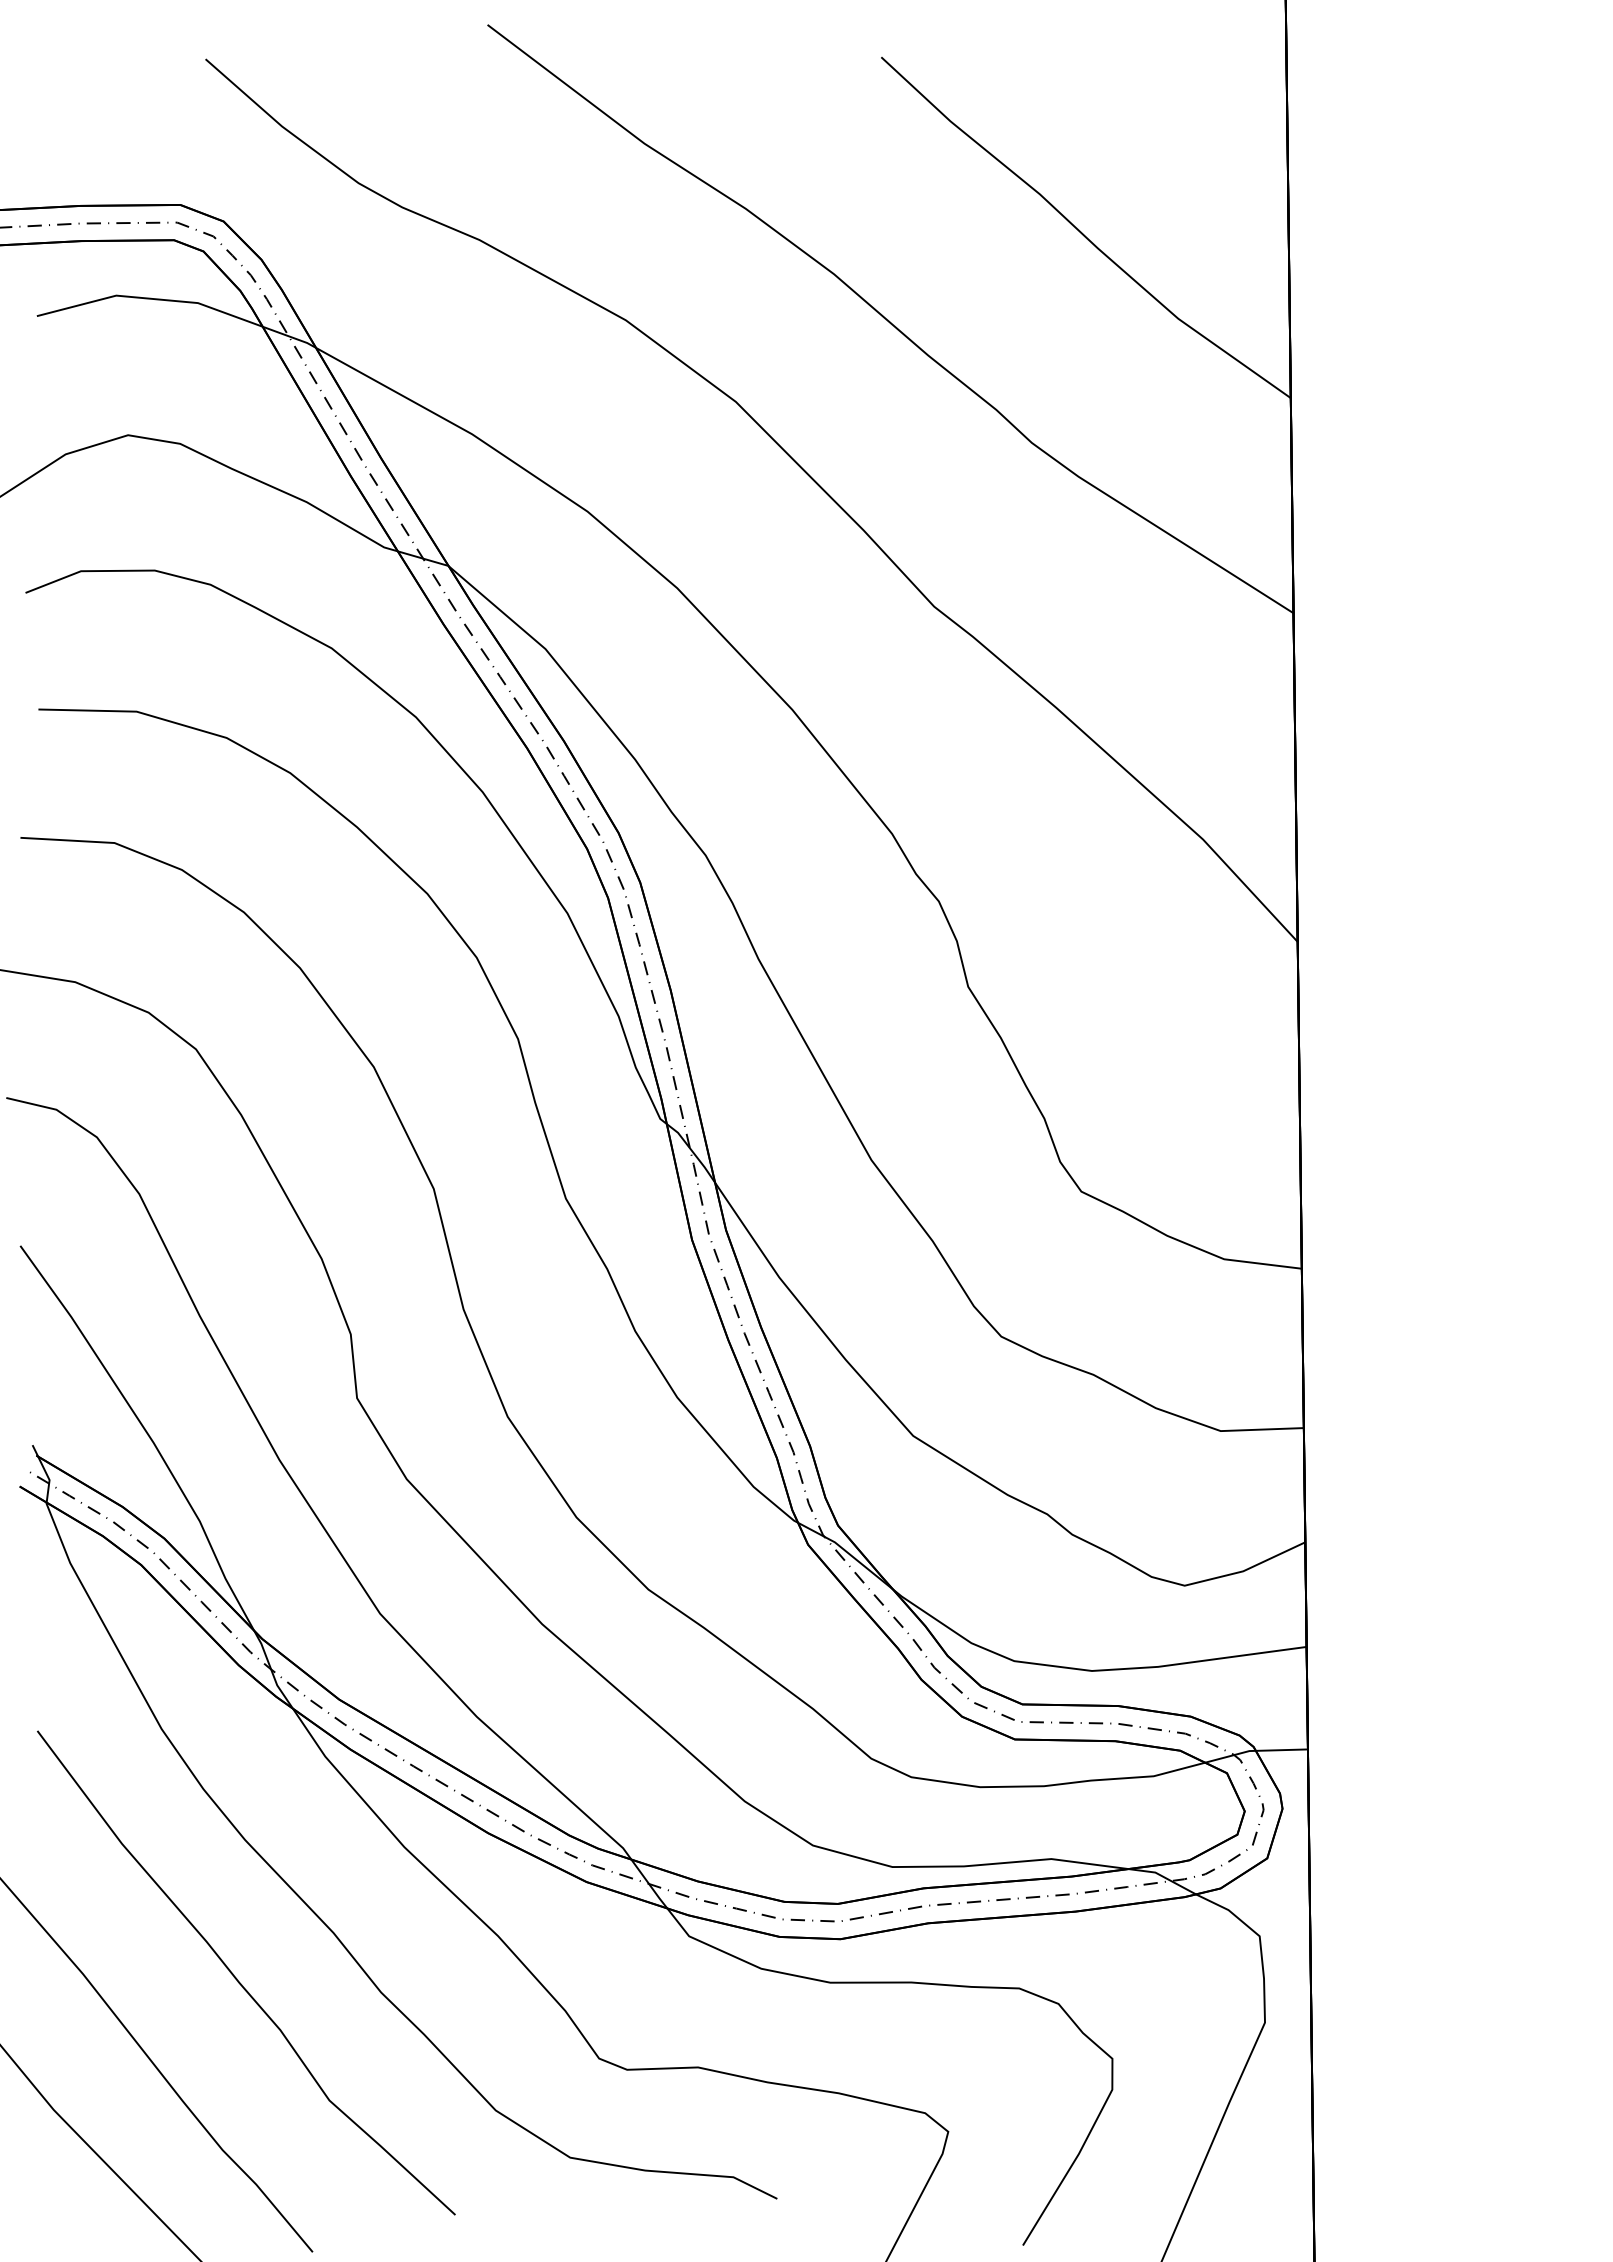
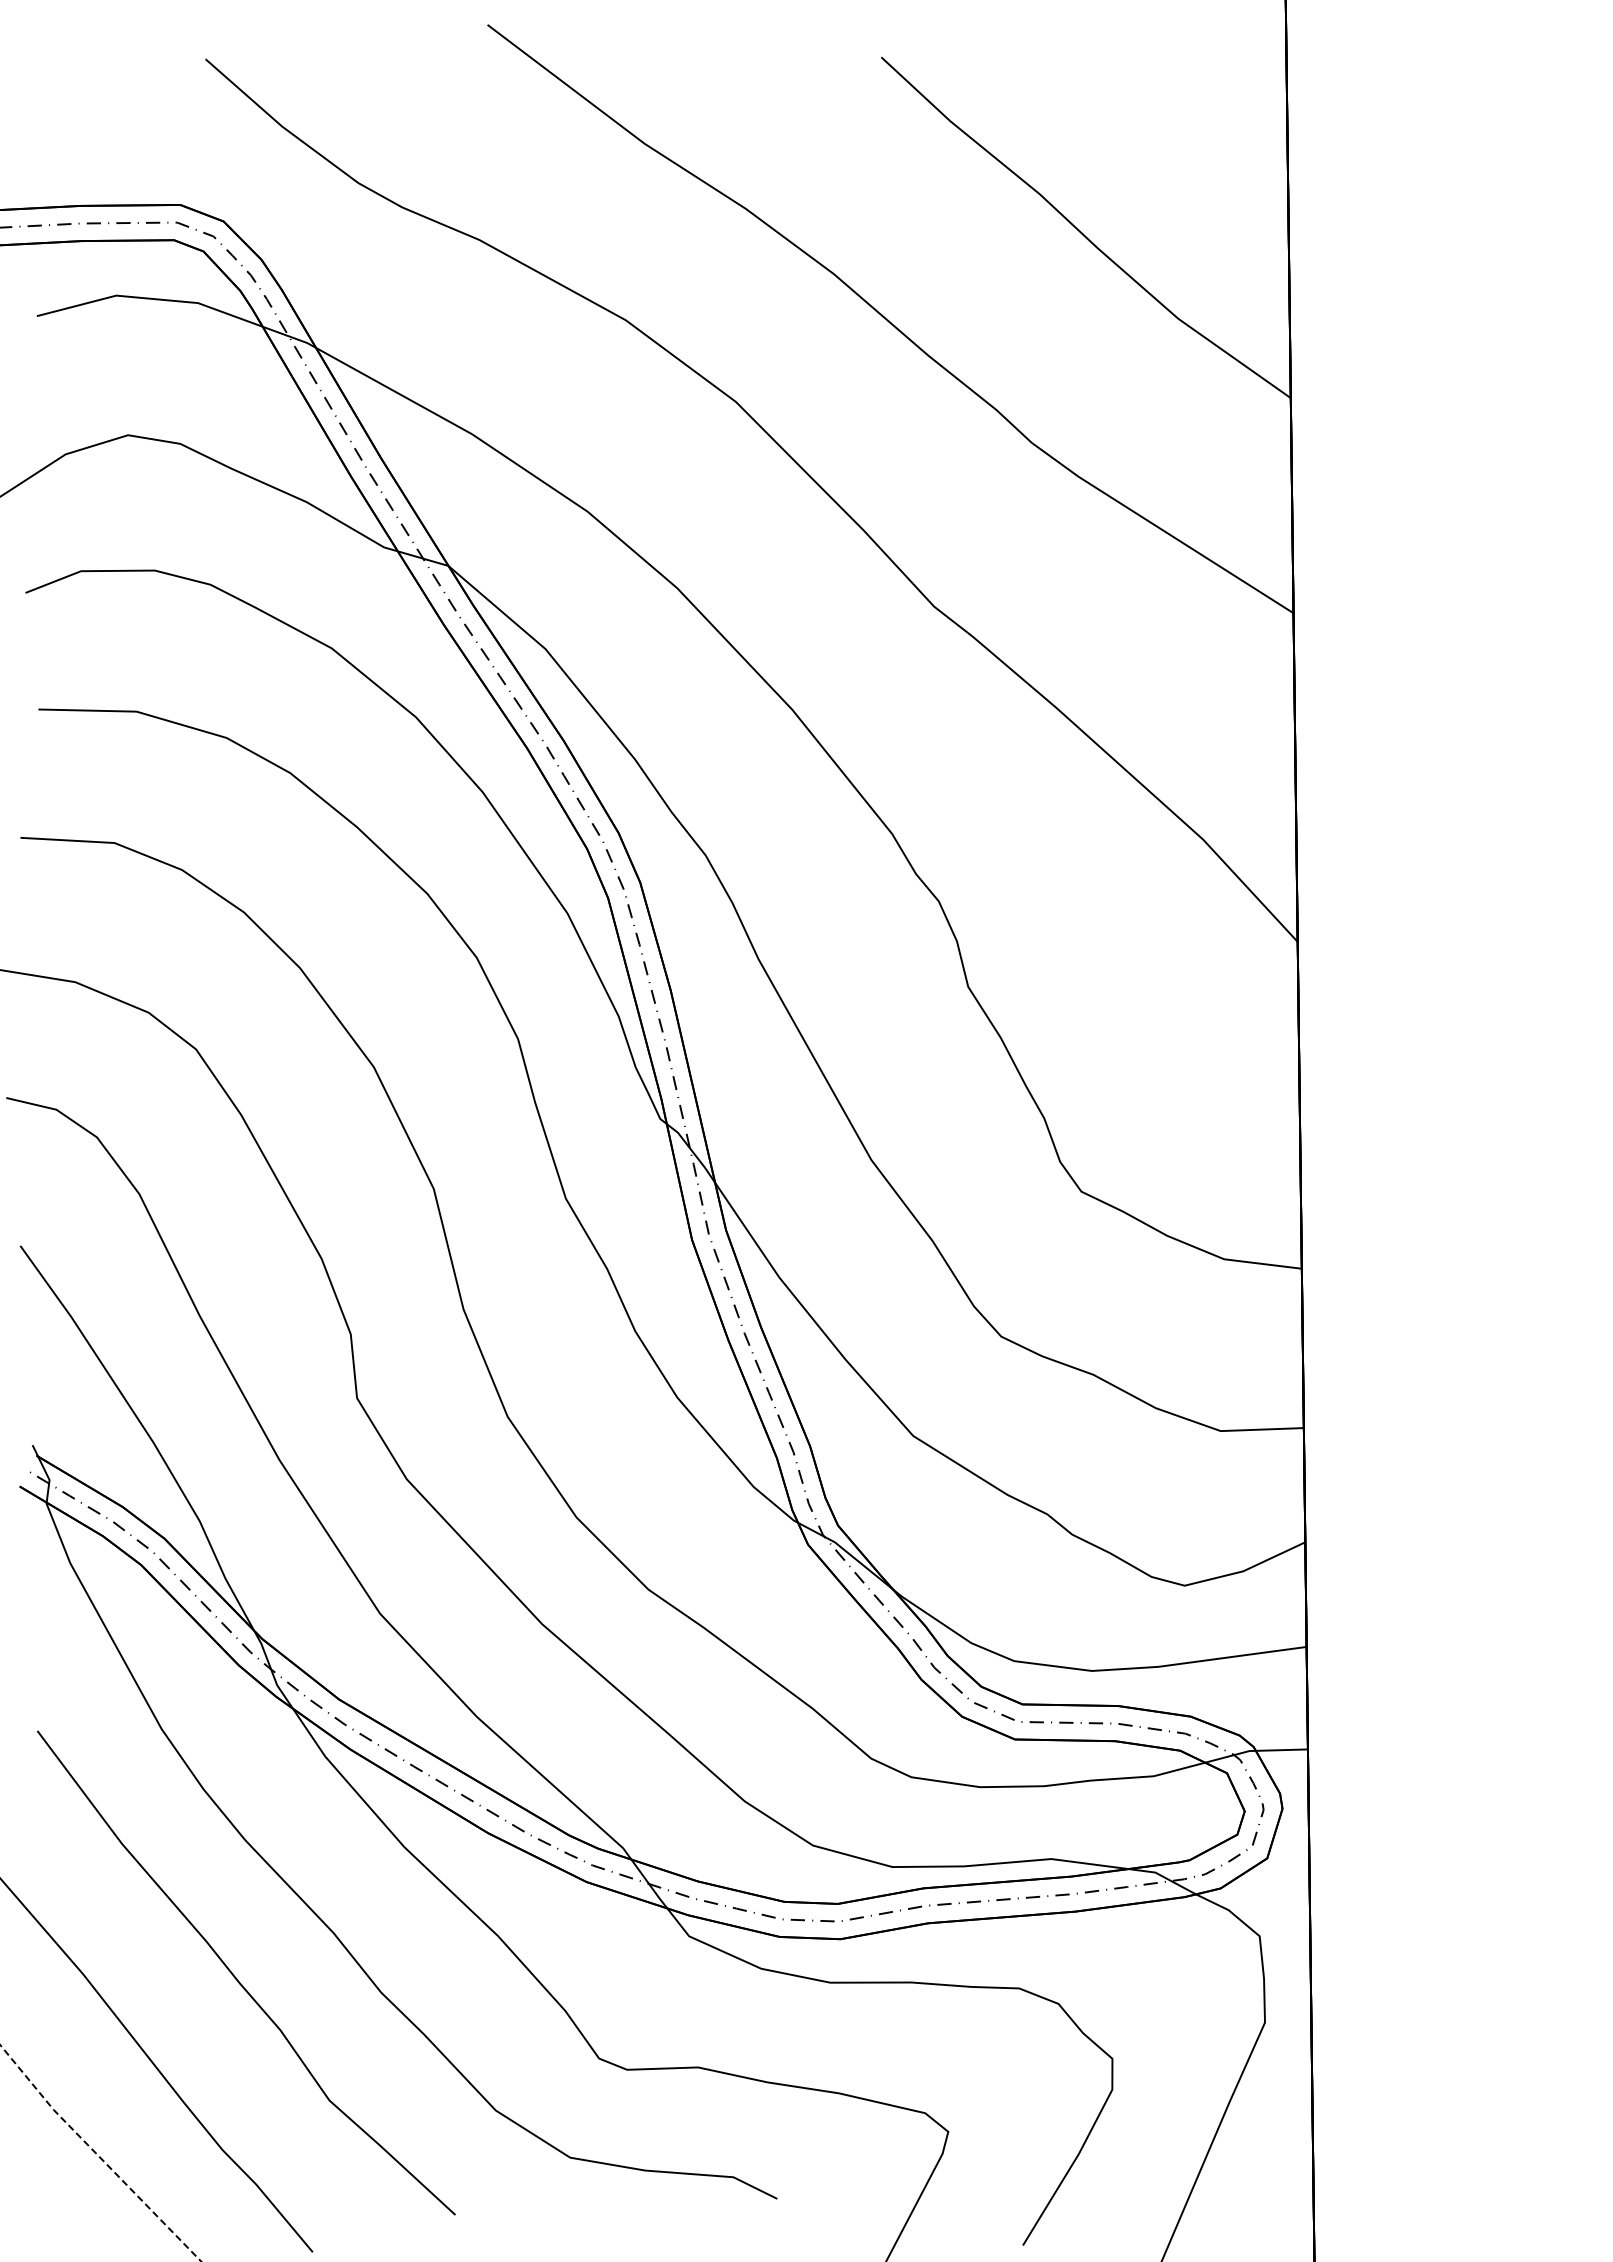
line: solid -> dashed (98, 2155)
